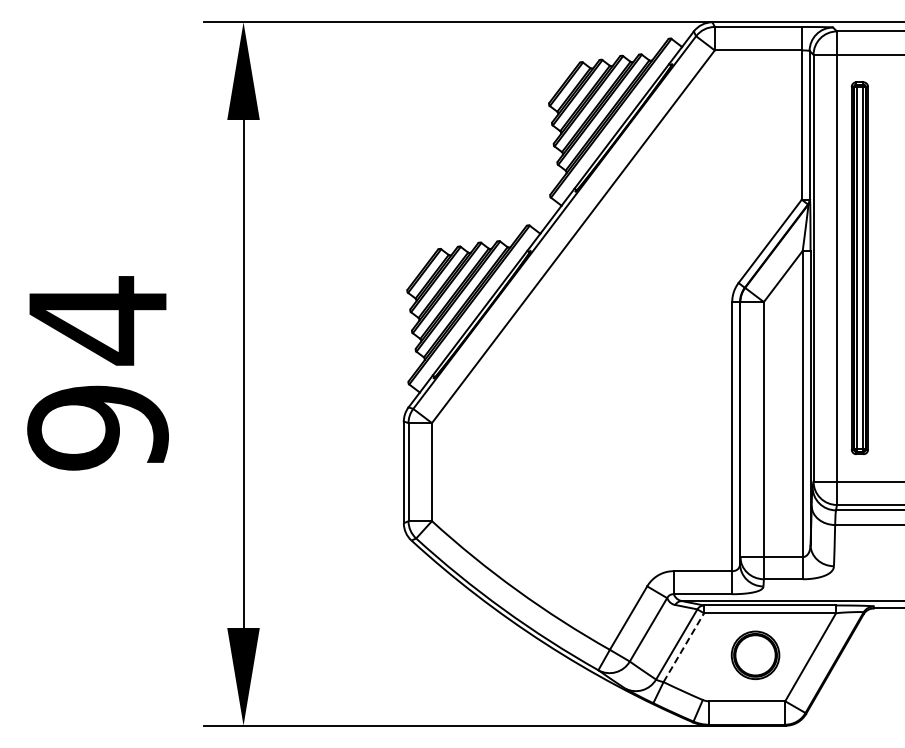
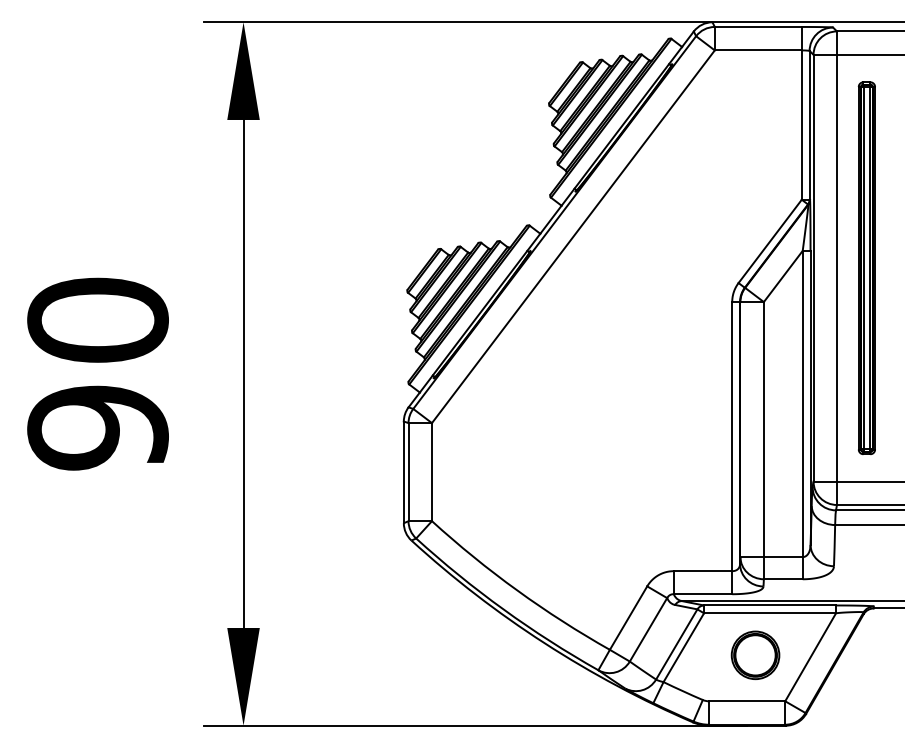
part position: (859, 267) -> (866, 267) (866, 267)
text: 94 -> 90 (97, 320)
line: dashed -> solid (683, 647)
